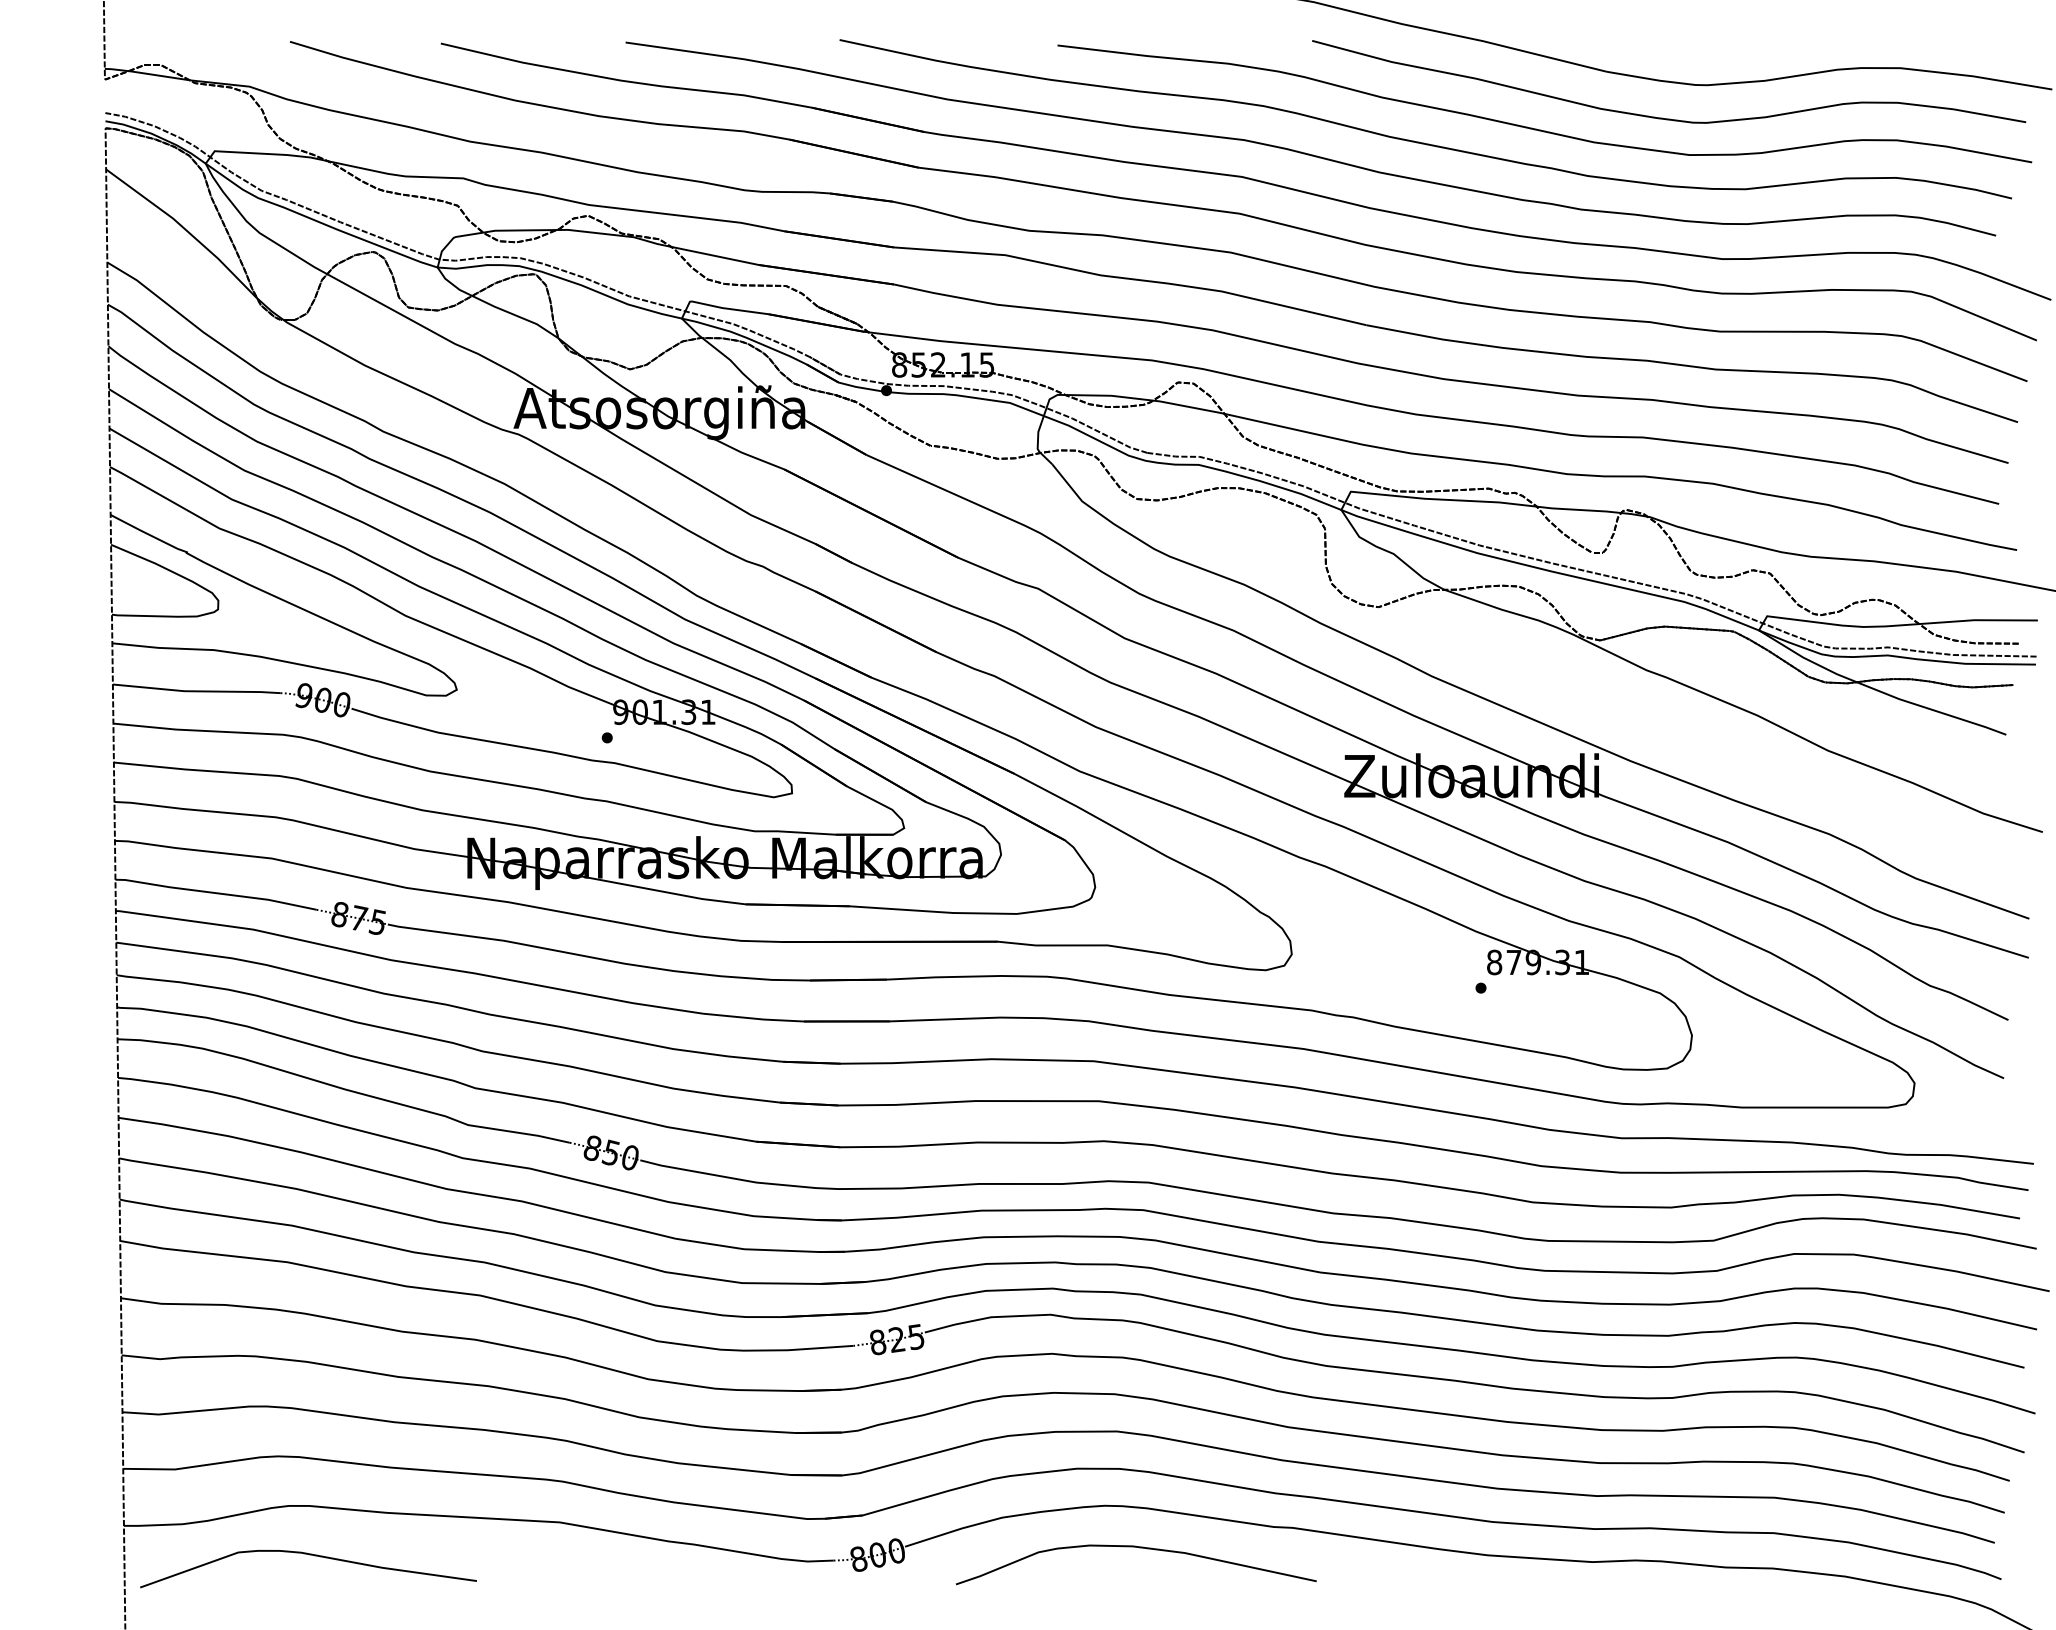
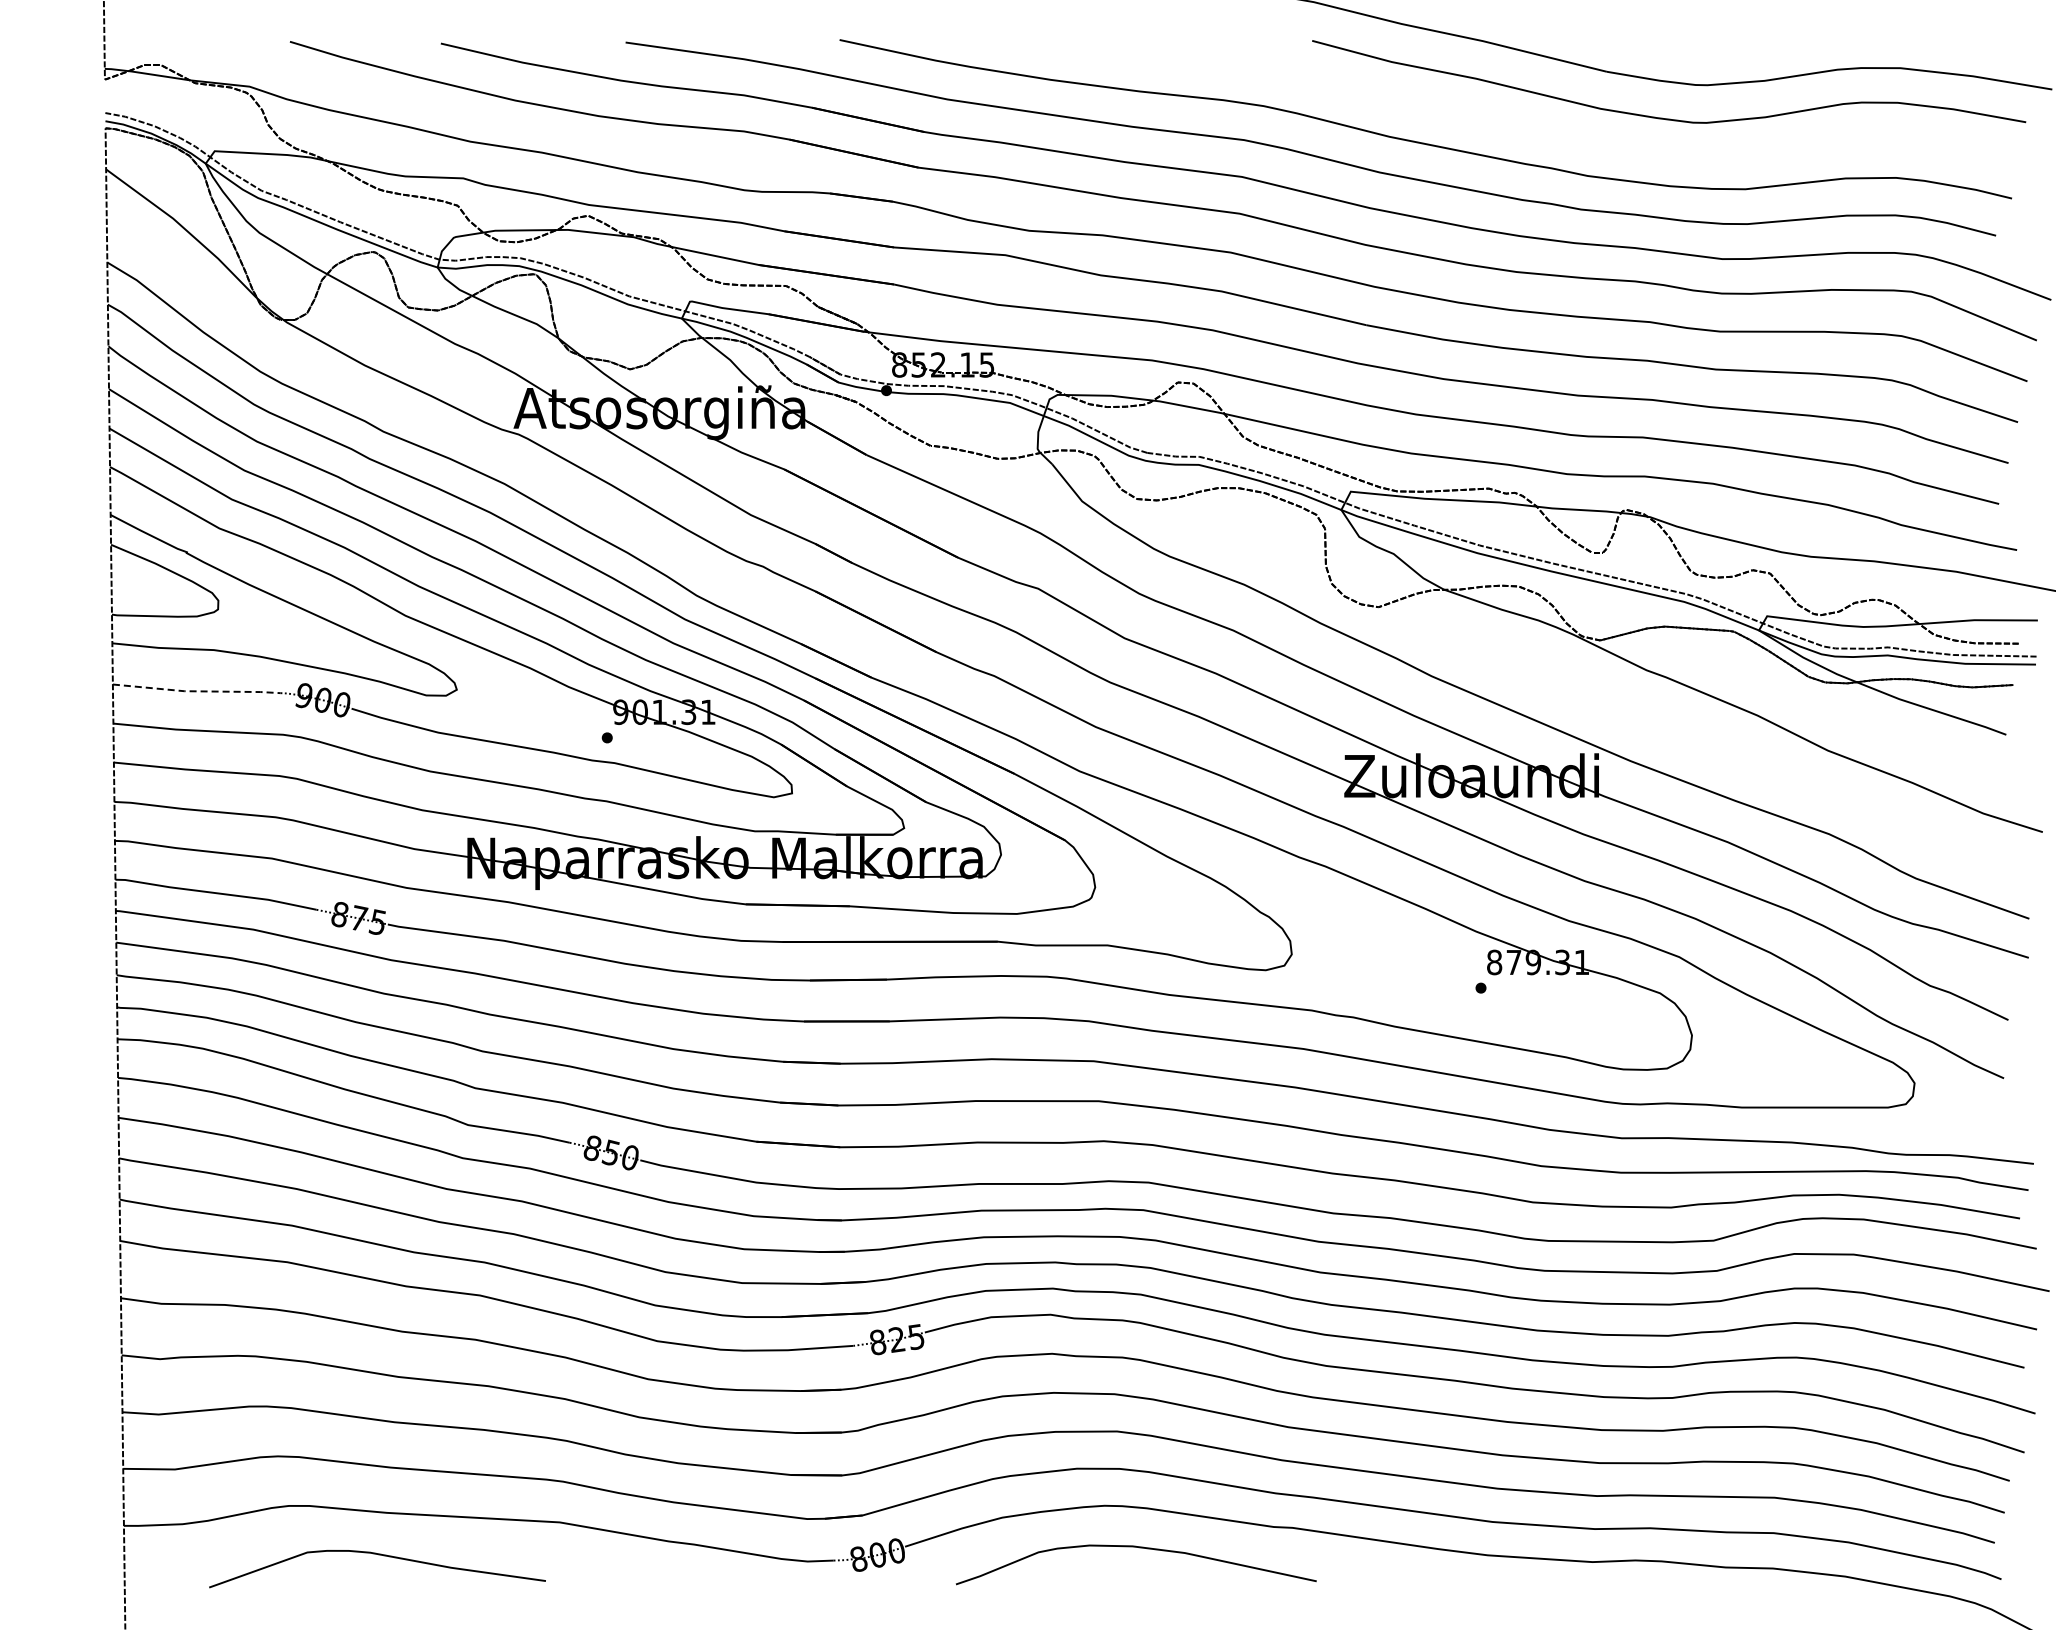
curve: present -> none (1541, 129)
line: solid -> dashed (197, 691)
curve position: (309, 1555) -> (378, 1555) (378, 1555)
